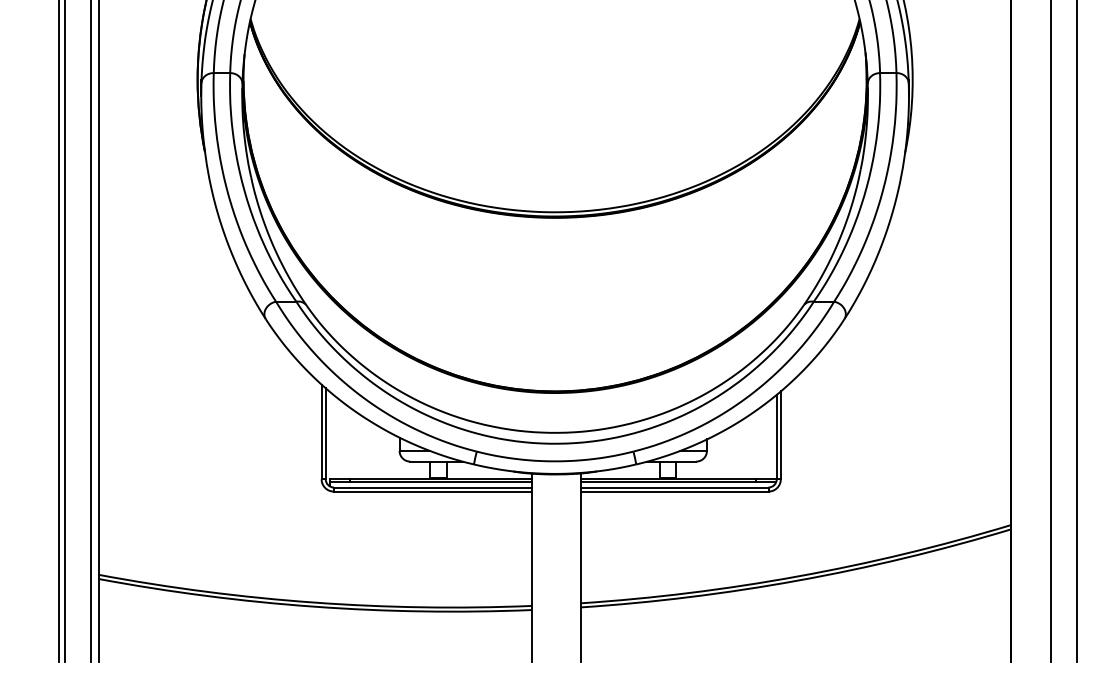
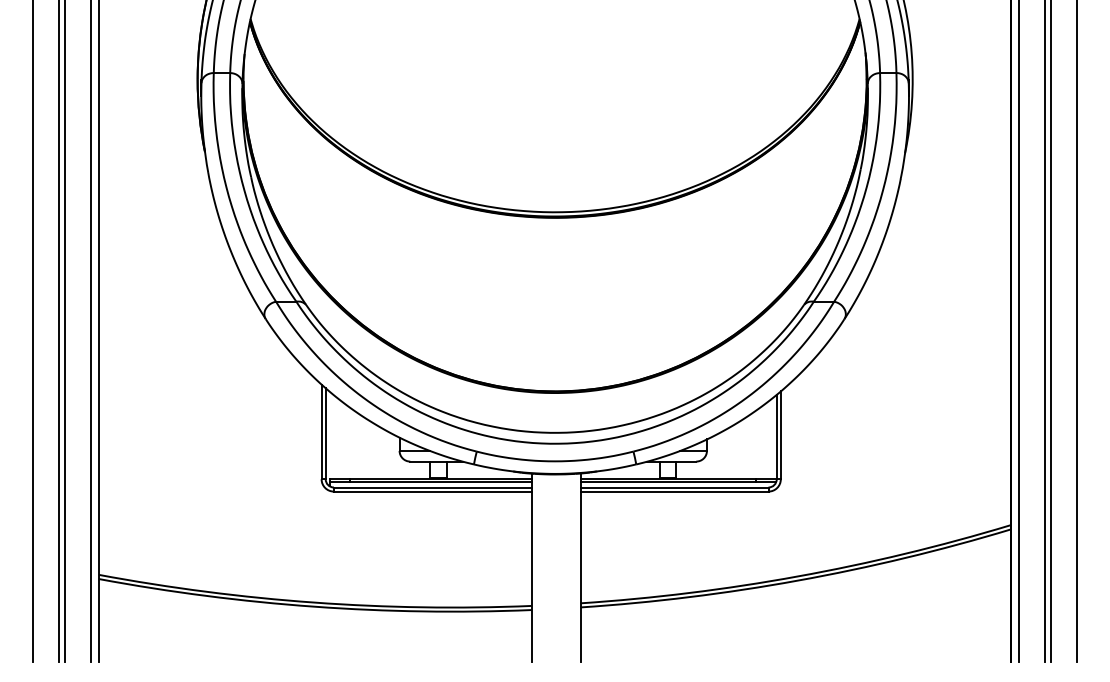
line: none -> present (33, 331)
line: none -> present (1019, 331)
line: none -> present (1044, 331)
